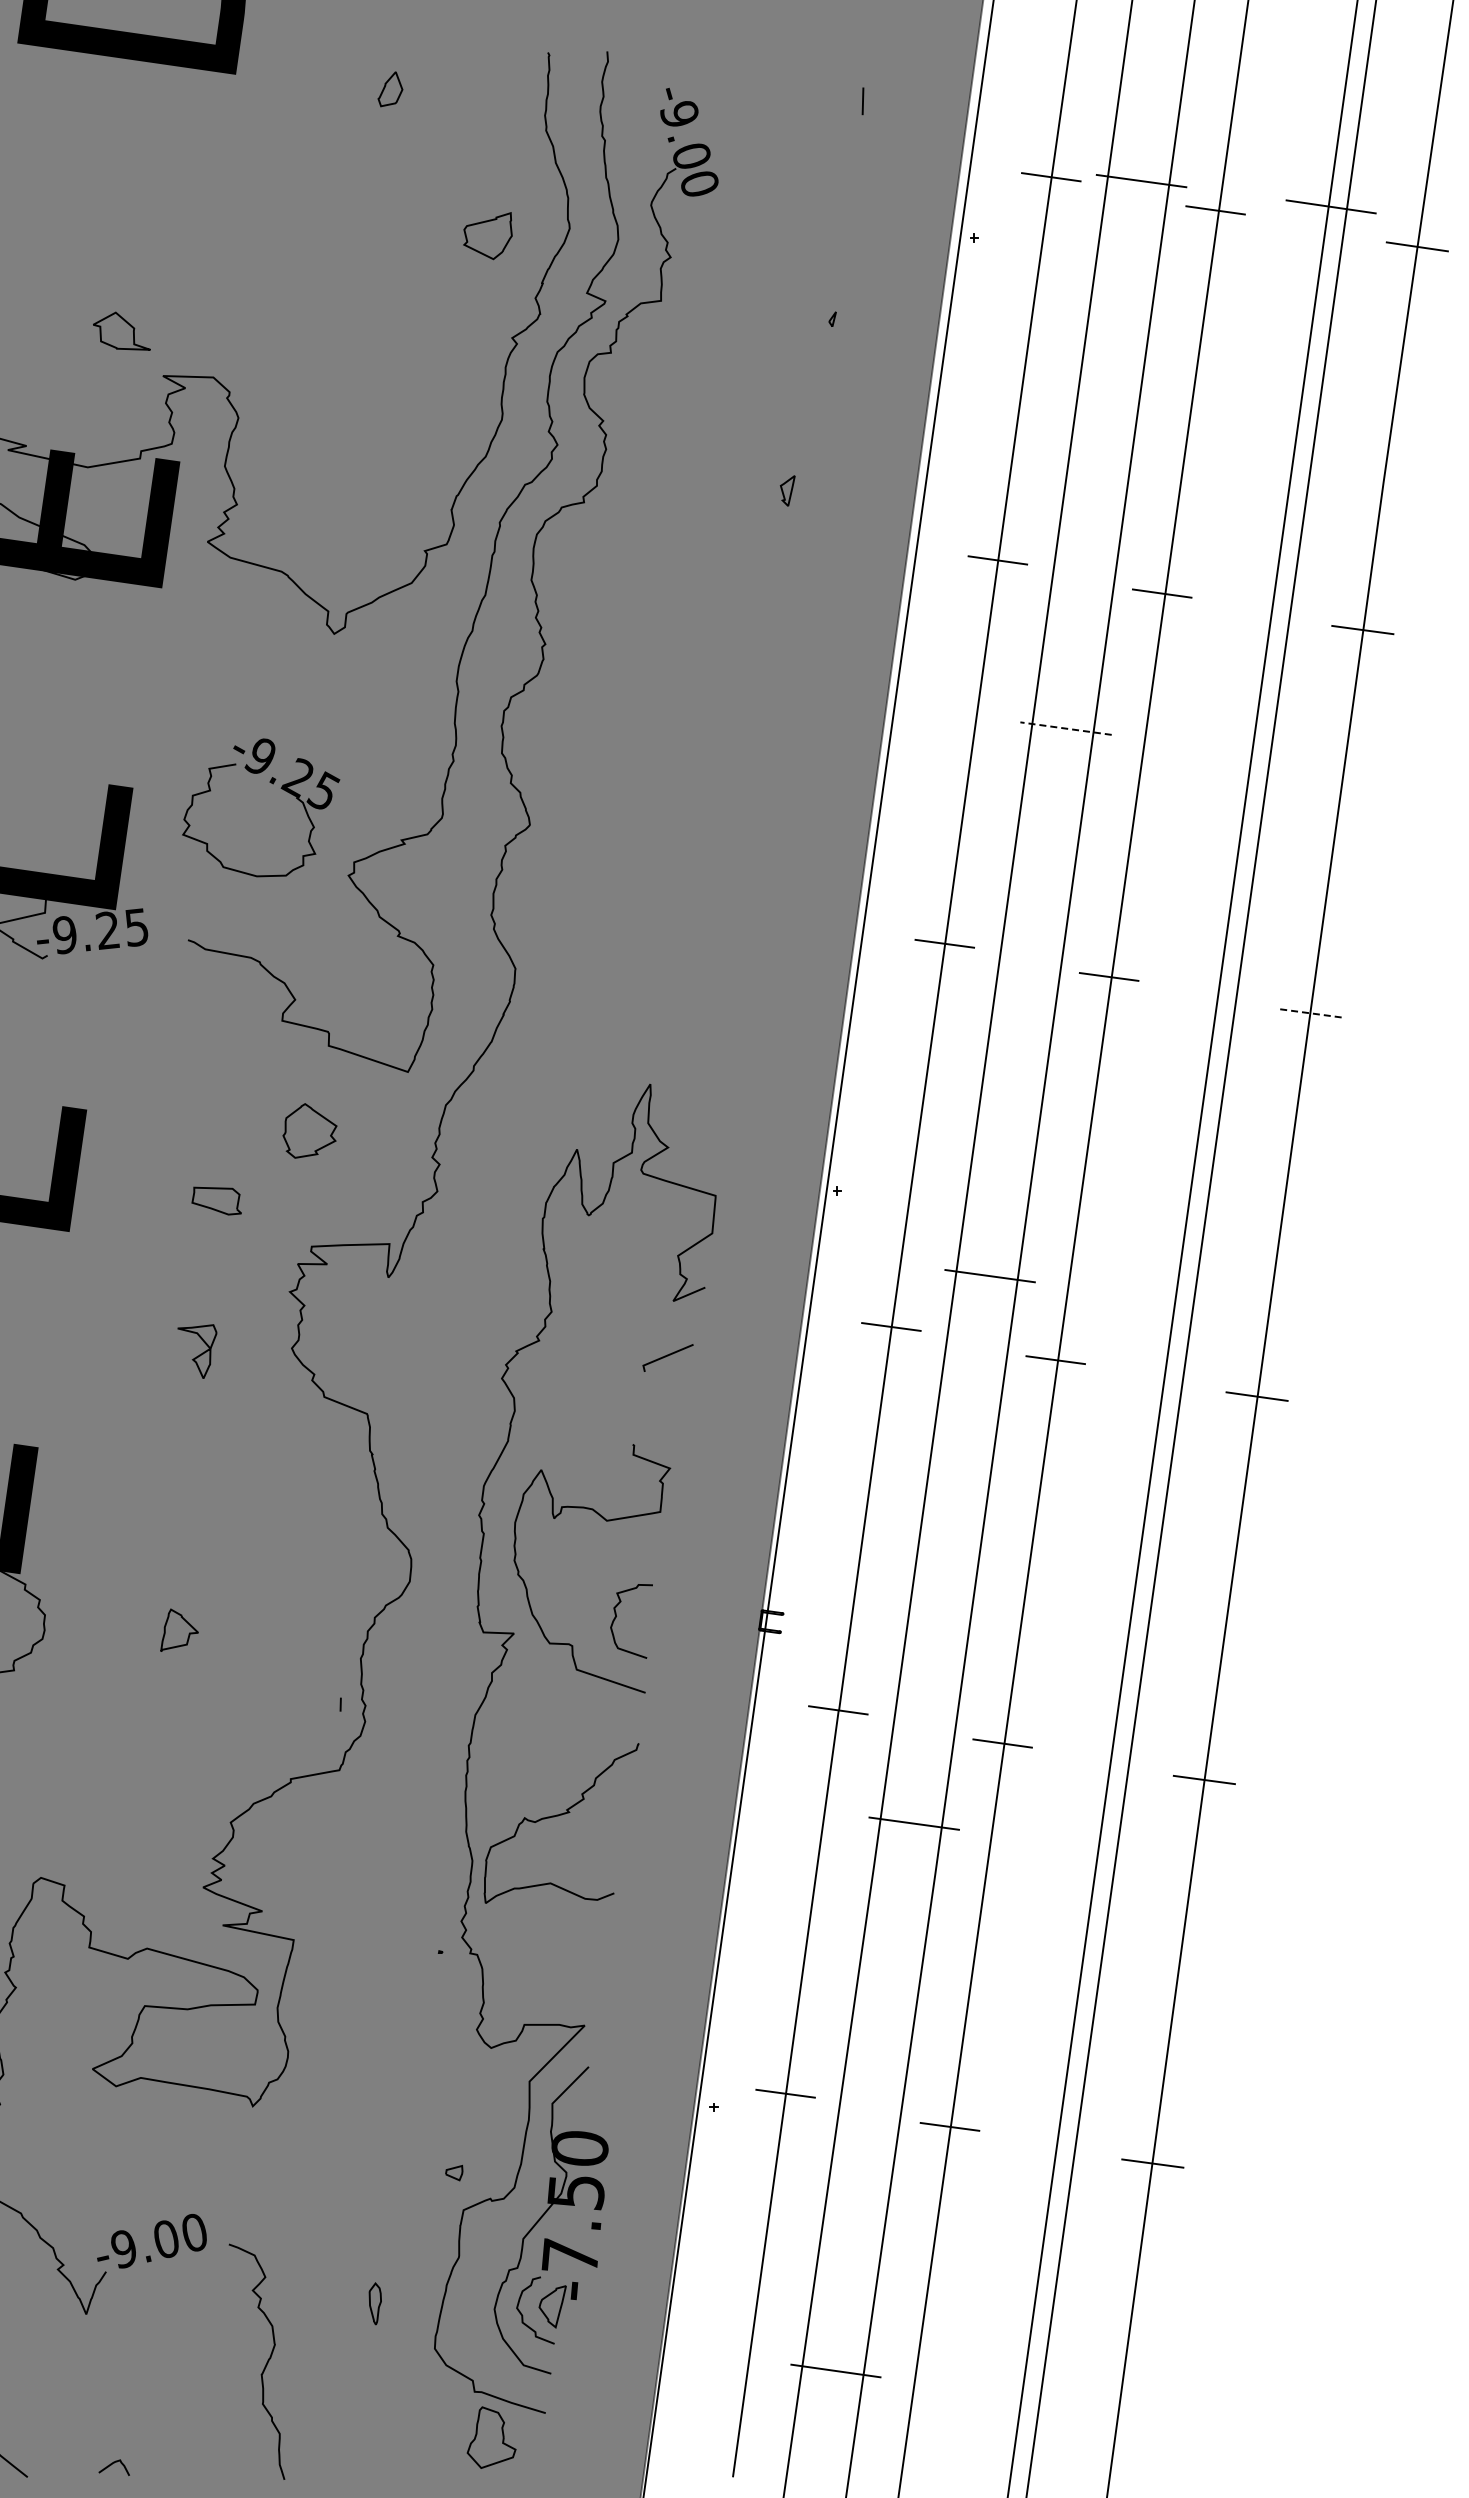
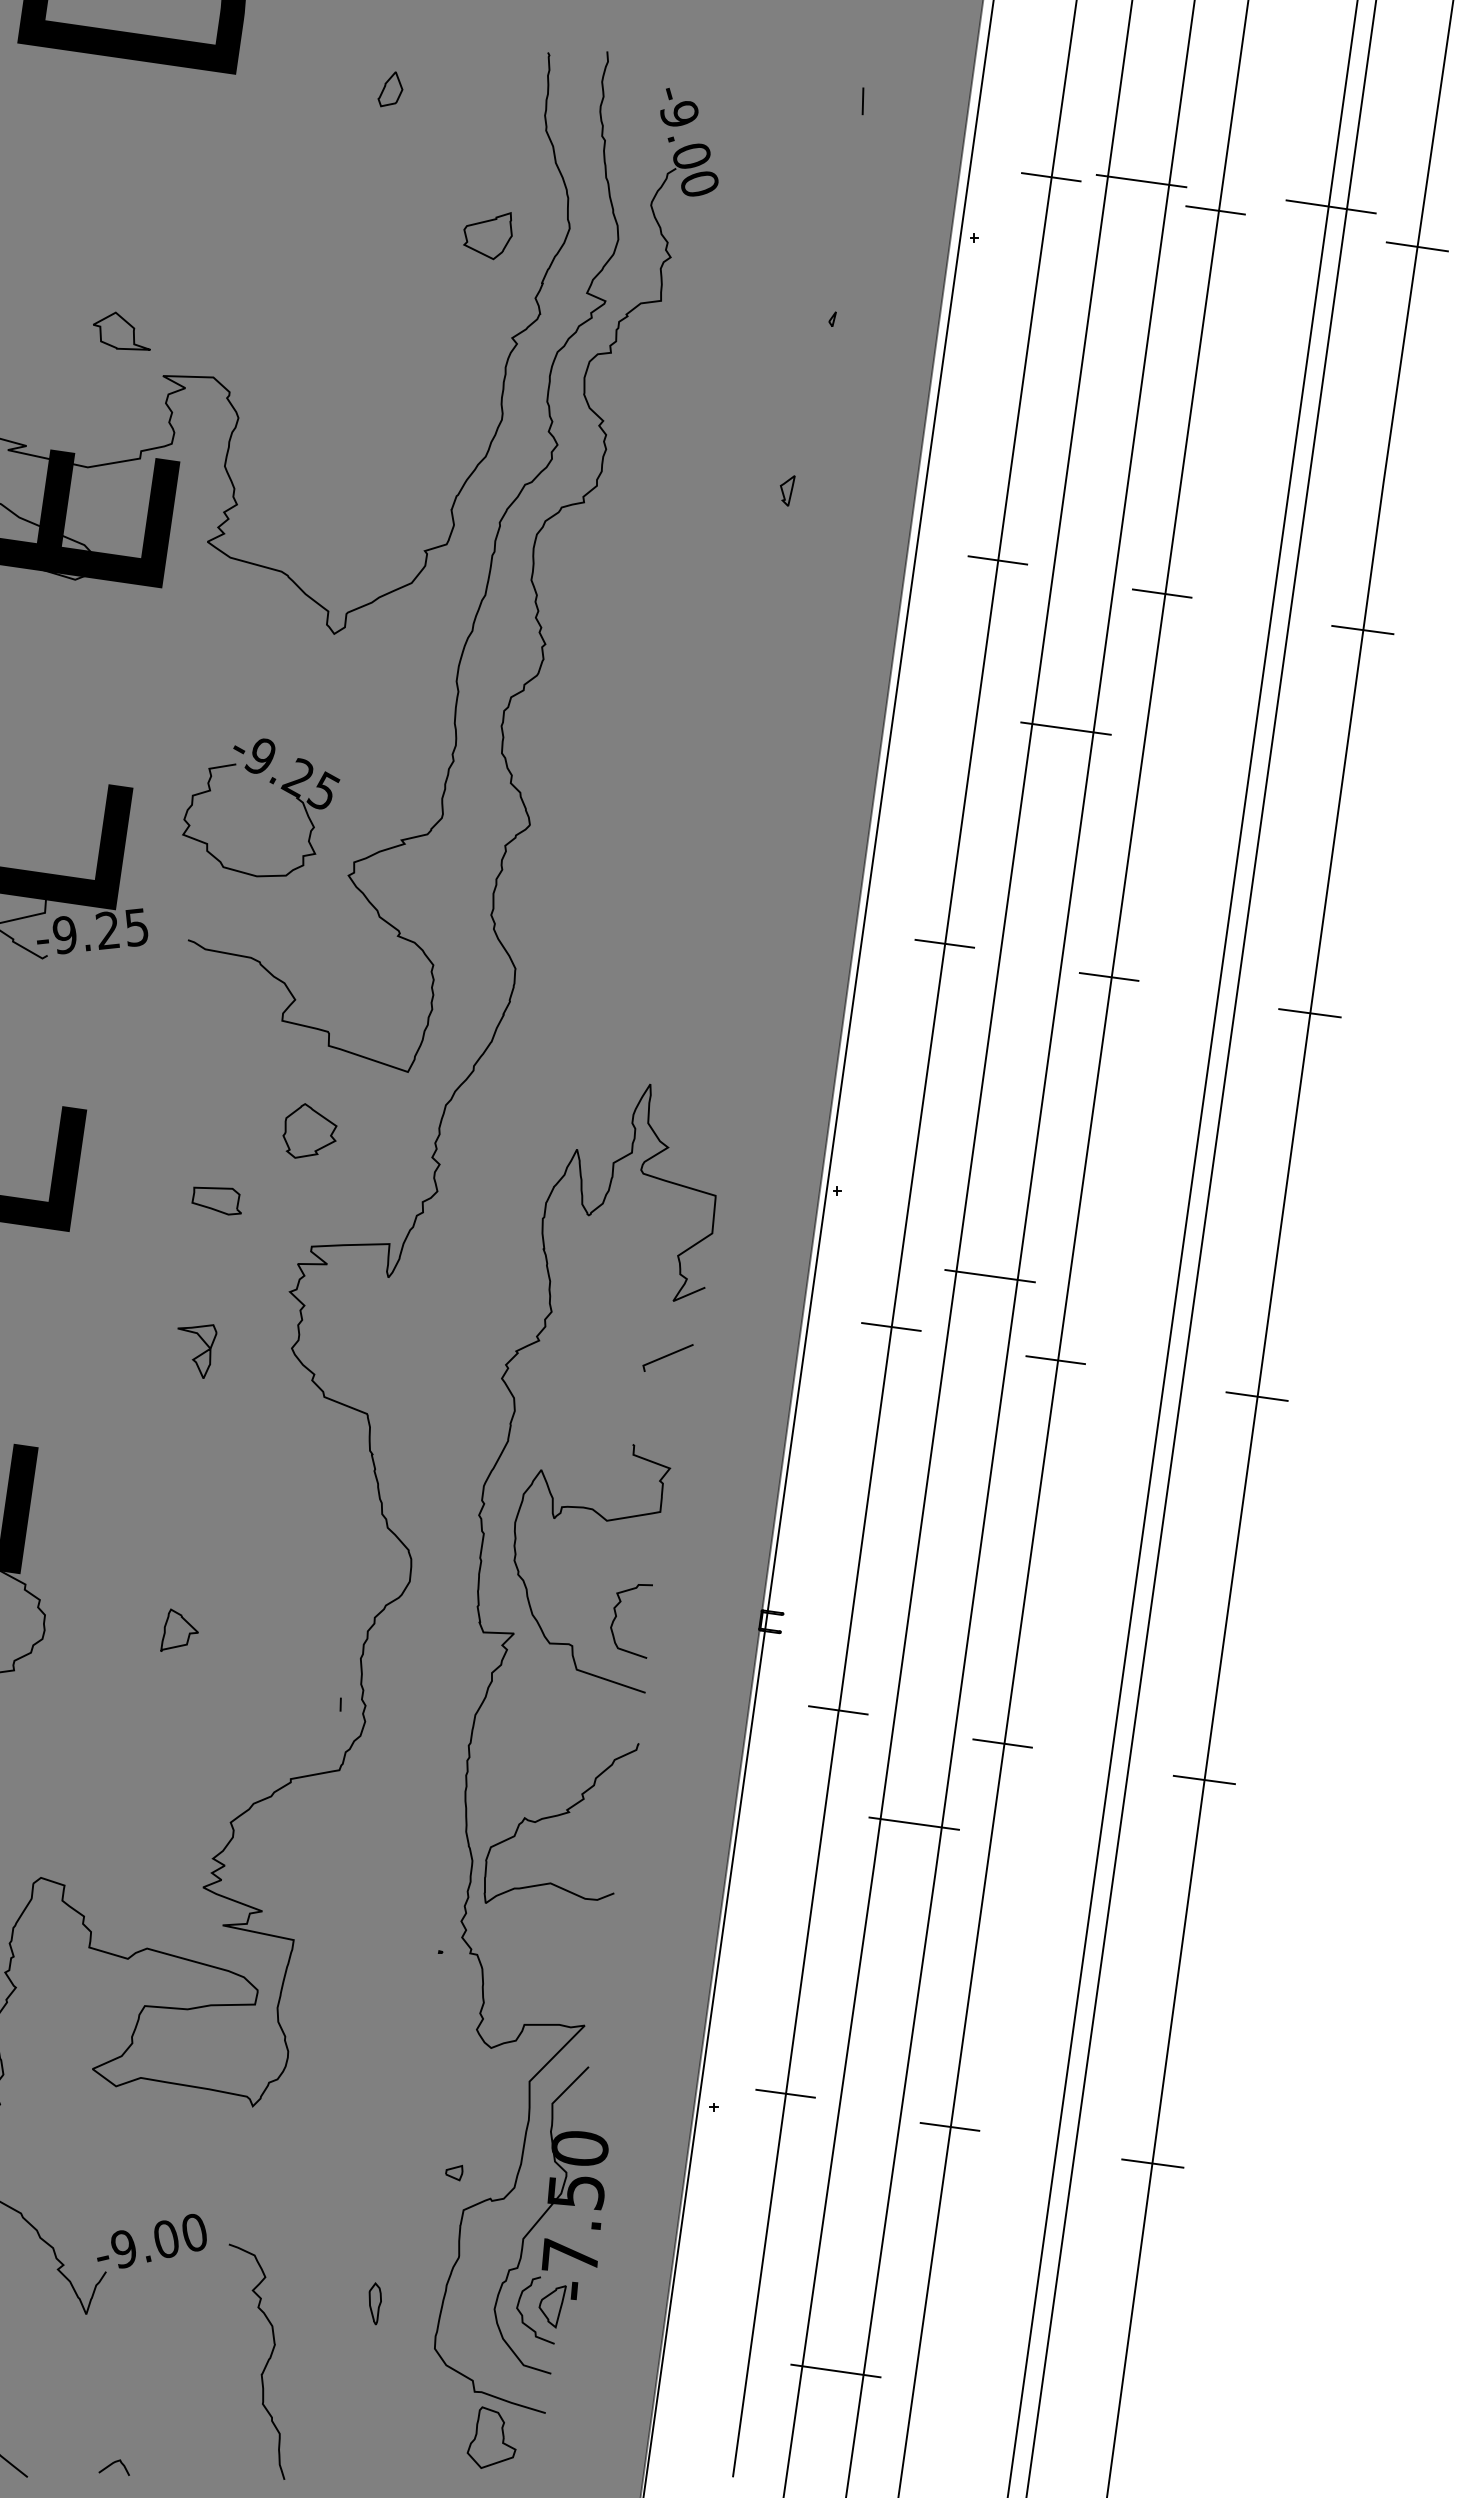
line: dashed -> solid (1065, 728)
line: dashed -> solid (1309, 1013)
